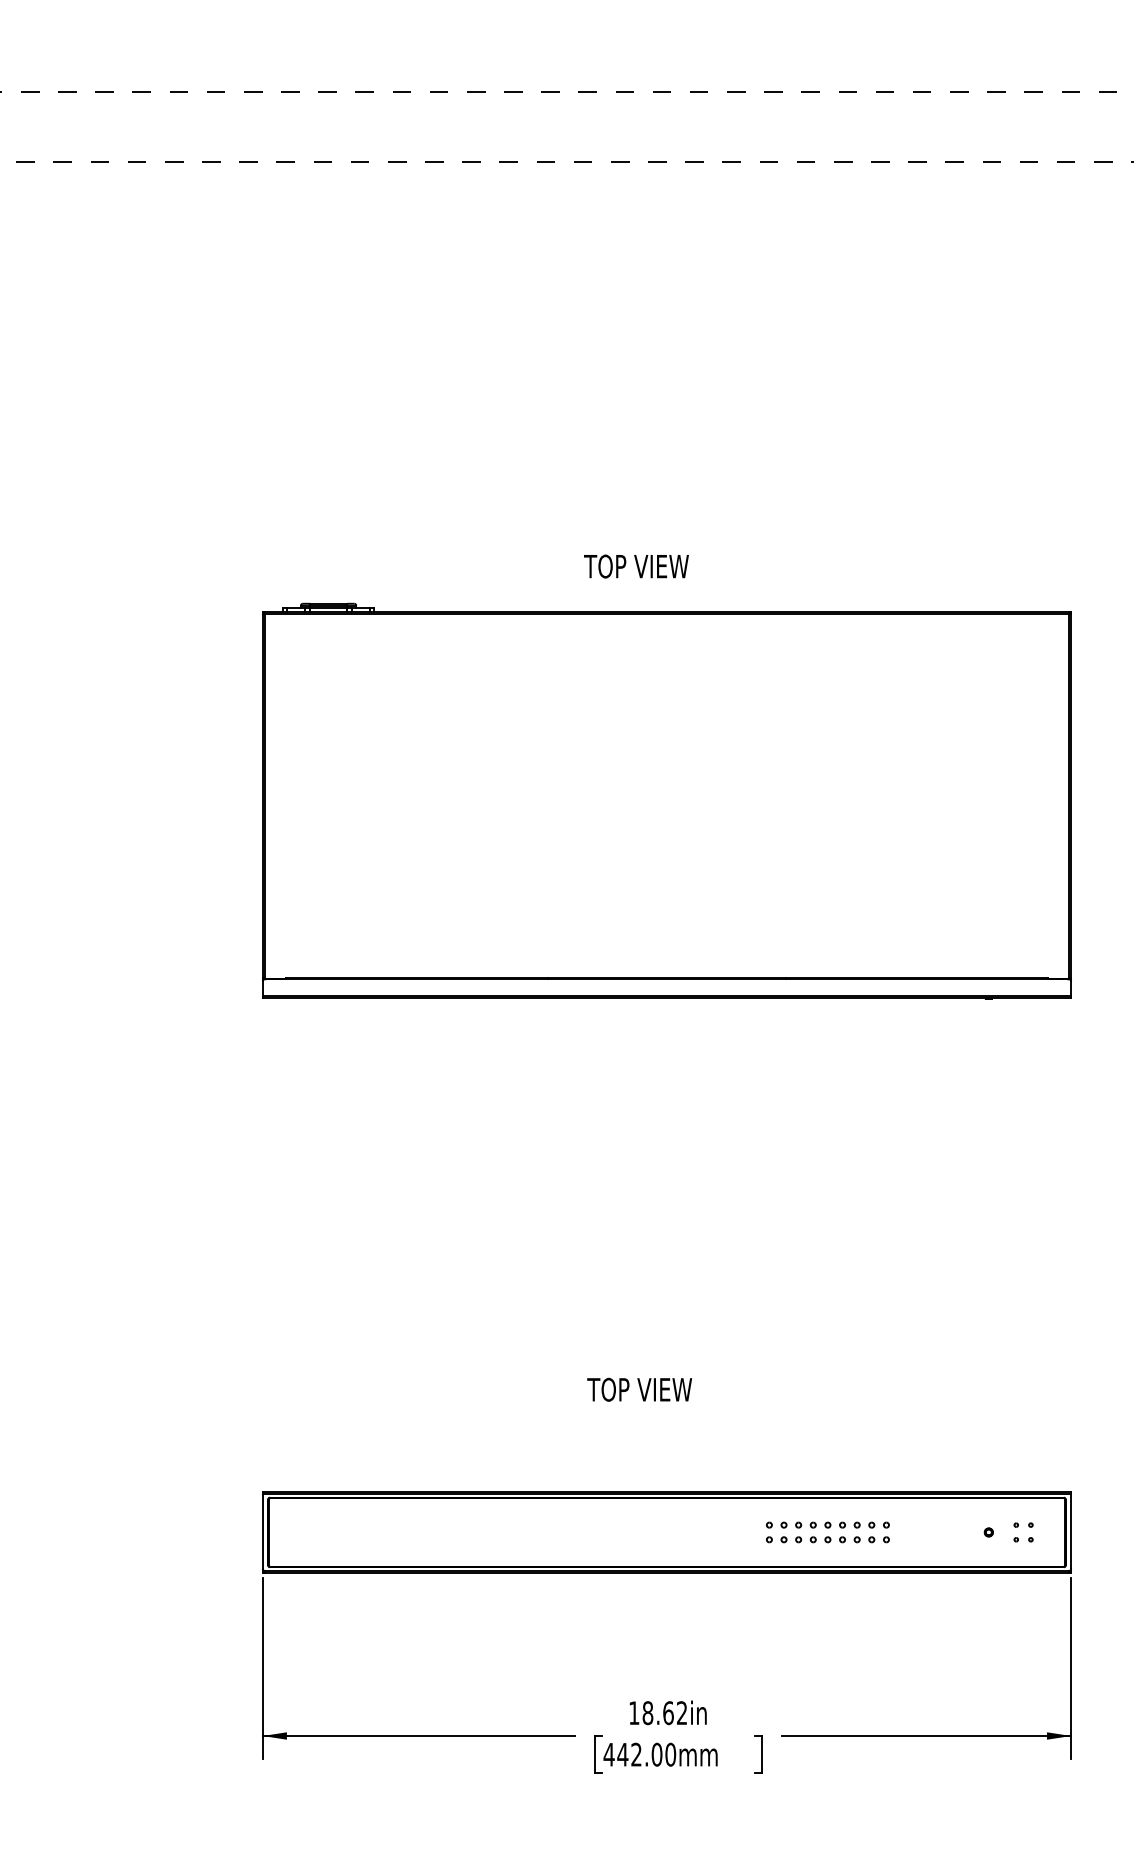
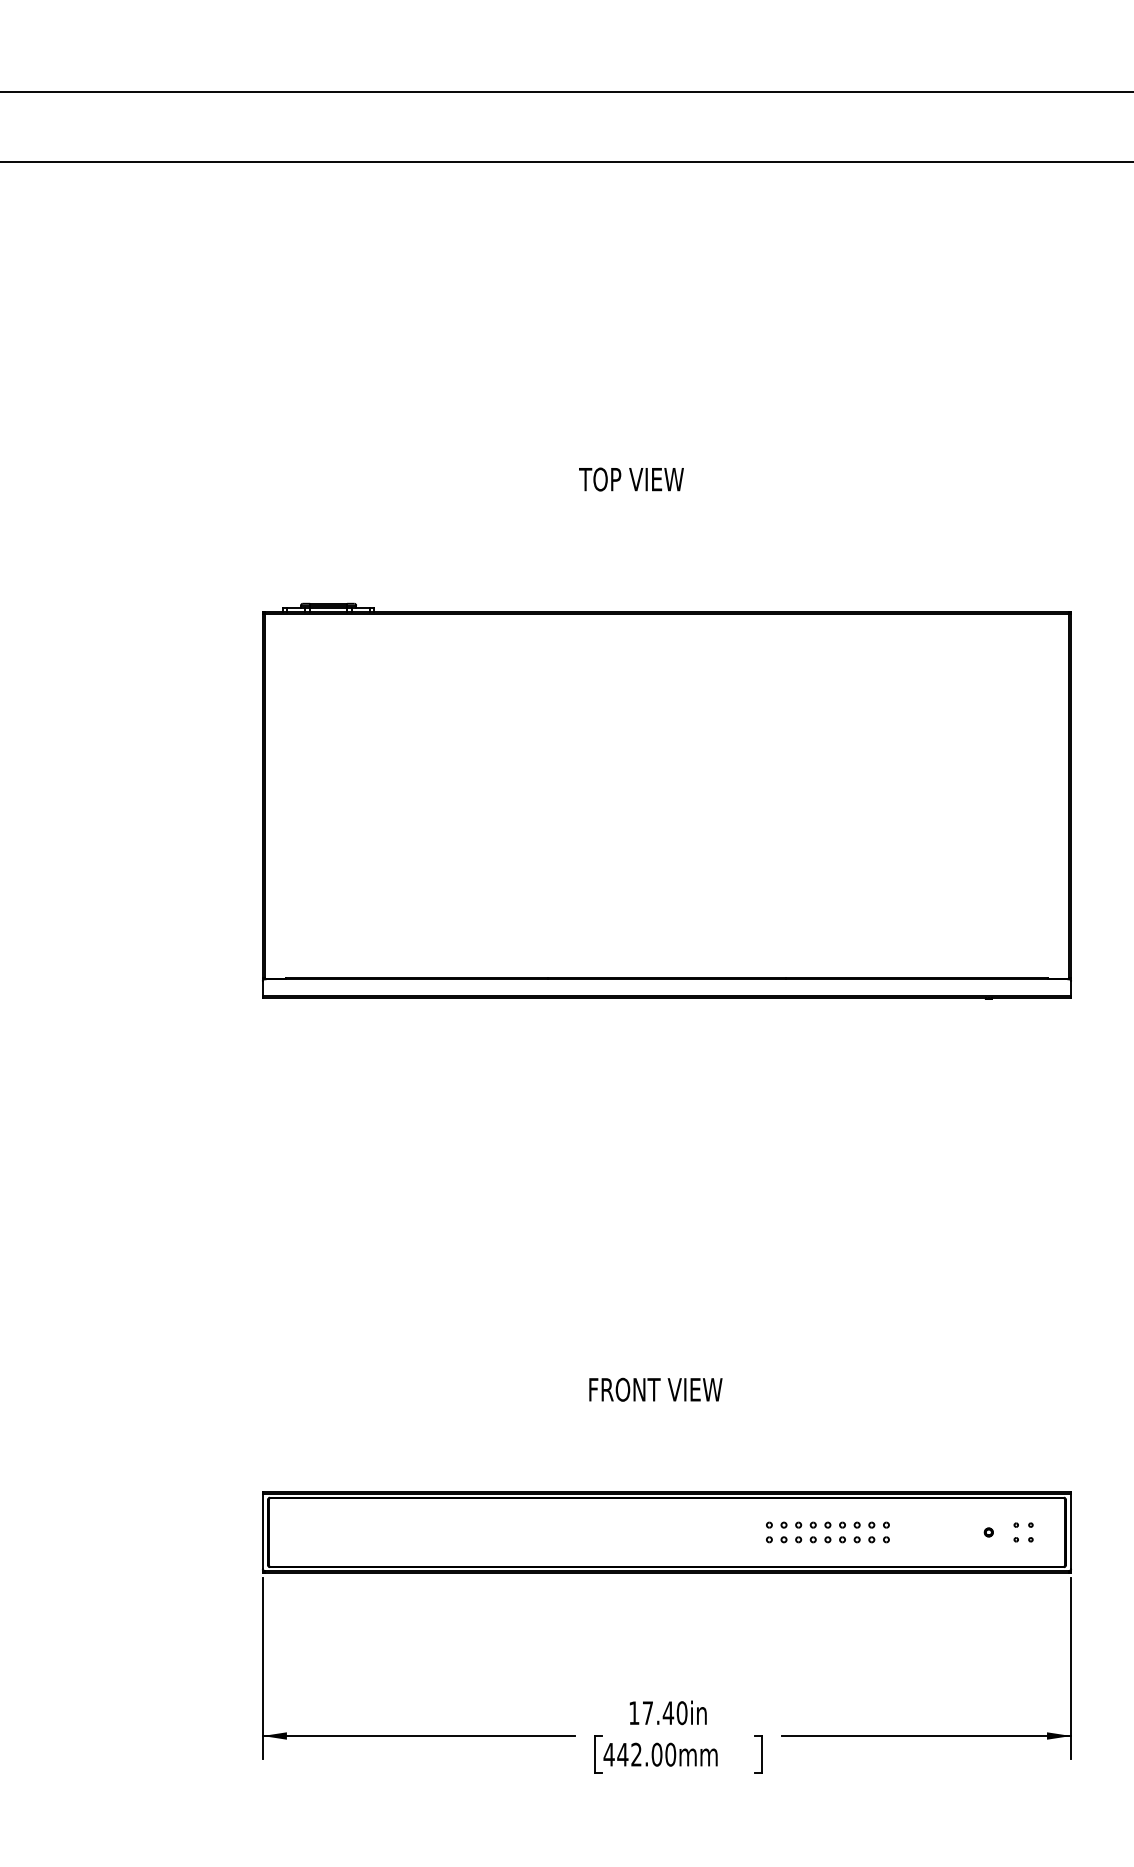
line: dashed -> solid (567, 92)
line: dashed -> solid (567, 161)
text position: (636, 566) -> (631, 479) (631, 479)
text: TOP VIEW -> FRONT VIEW (654, 1389)
text: 18.62in -> 17.40in (664, 1713)
